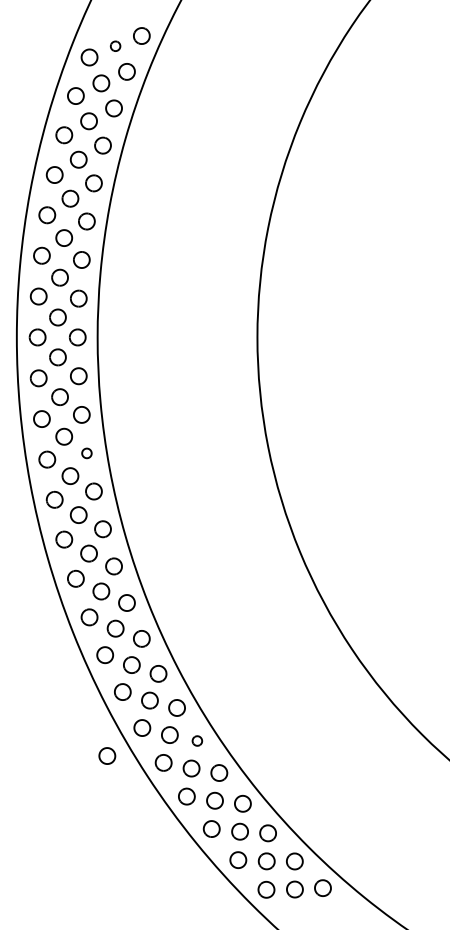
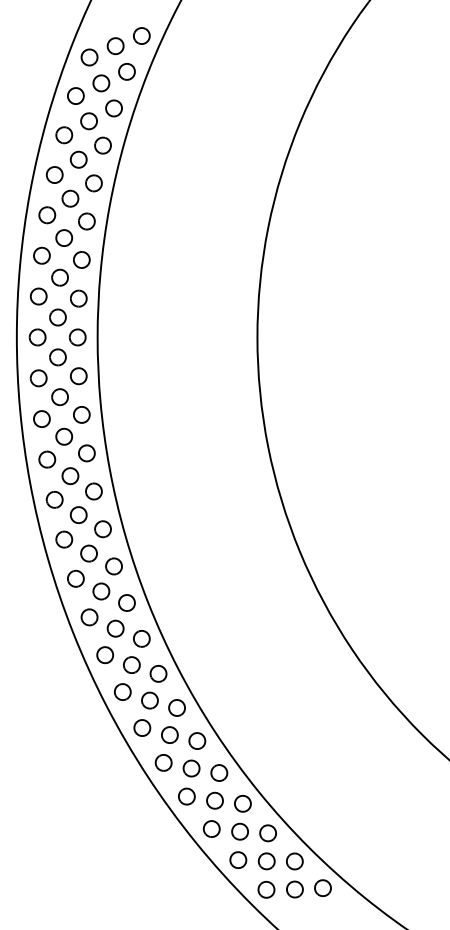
part size: 13x12 px -> 19x19 px (115, 46)
part size: 12x13 px -> 18x19 px (86, 453)
part size: 13x12 px -> 19x18 px (197, 740)
part: present -> none (107, 755)
